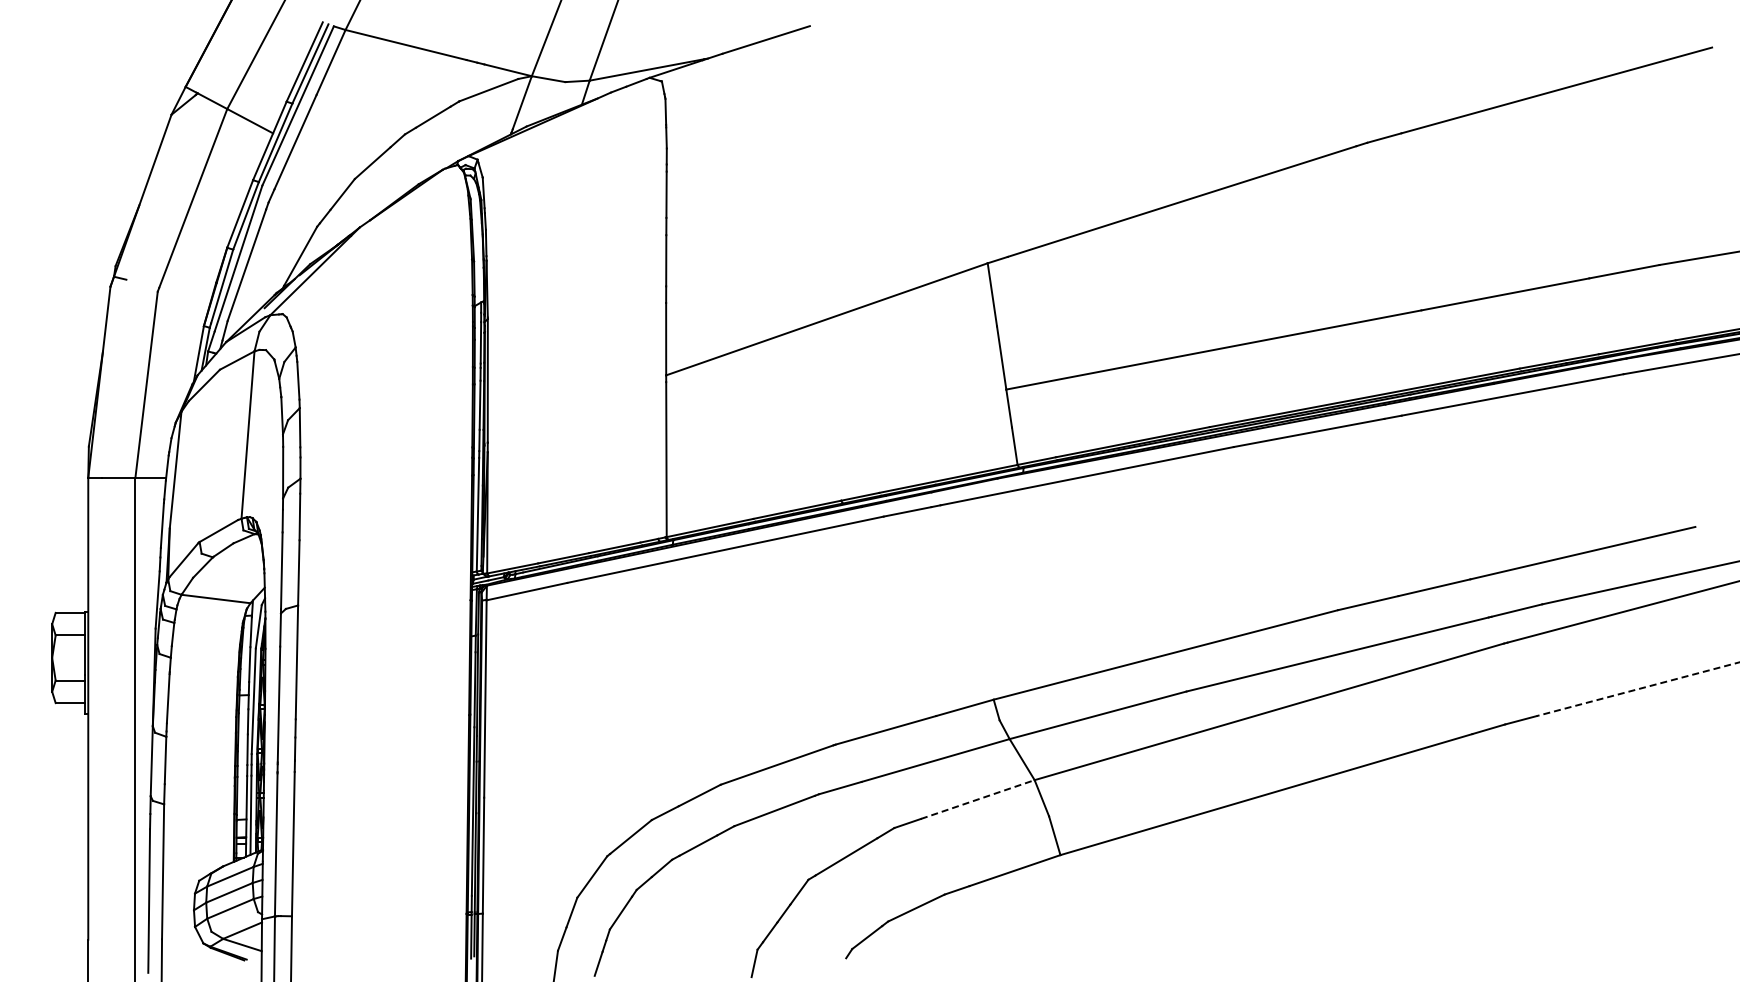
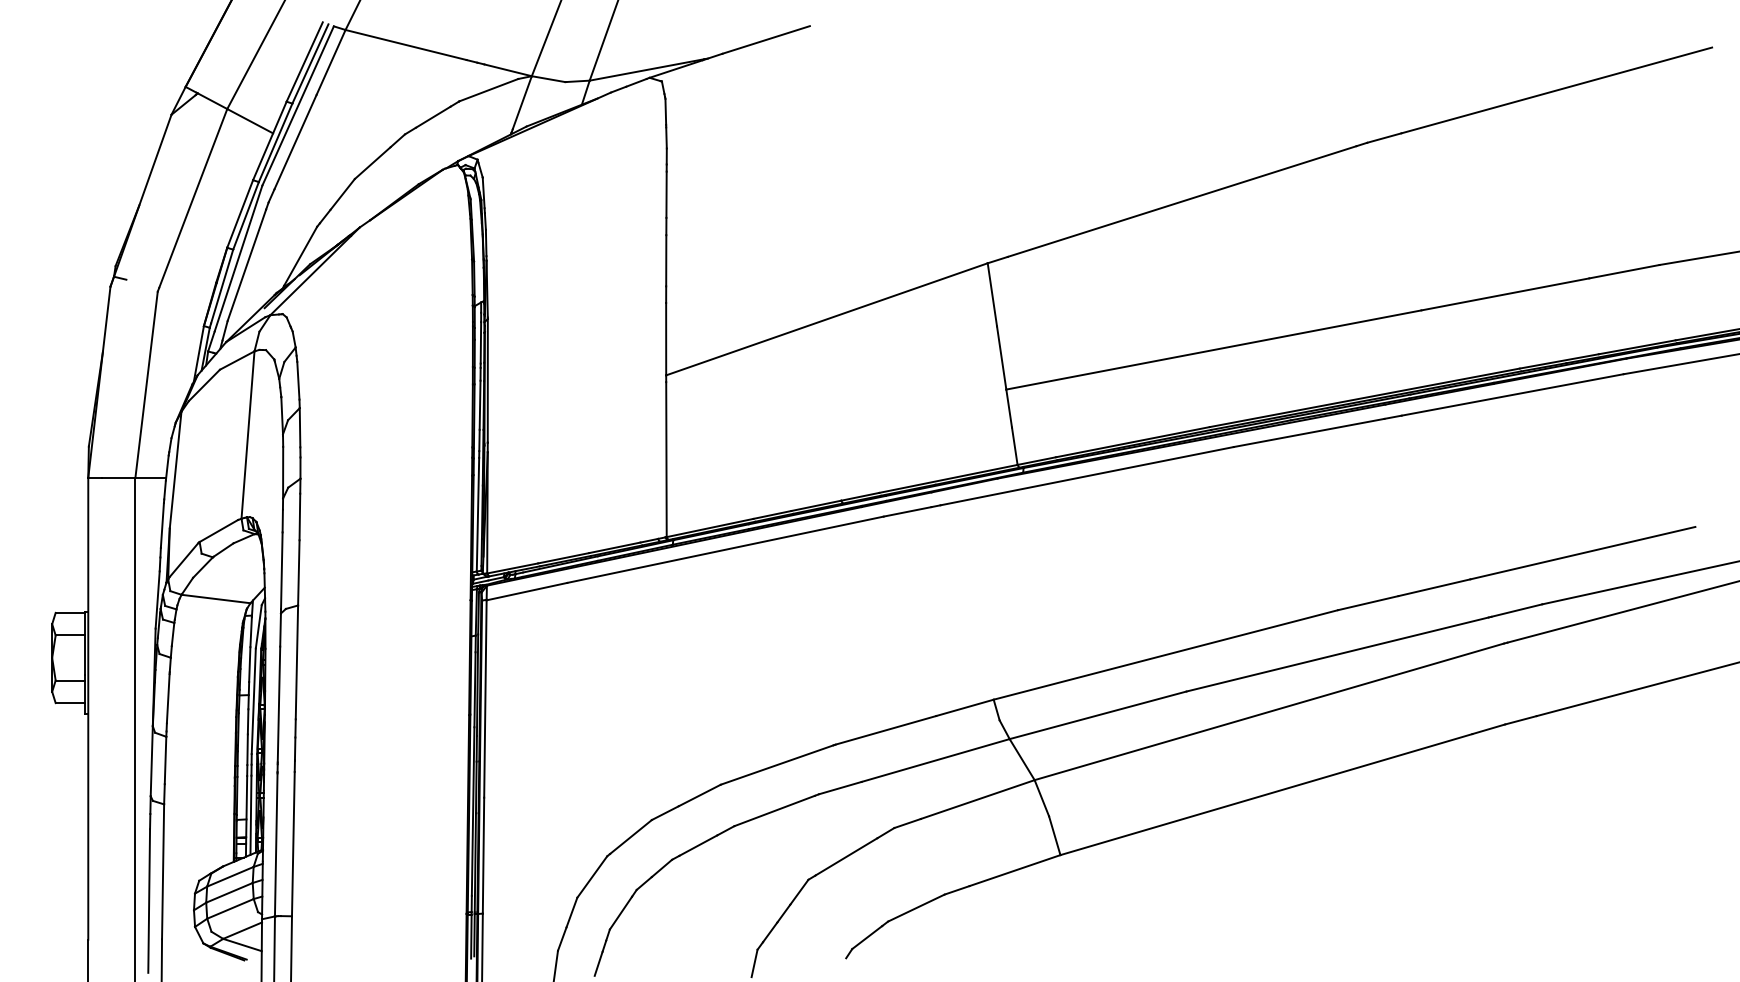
line: dashed -> solid (1638, 689)
line: dashed -> solid (978, 799)
